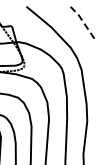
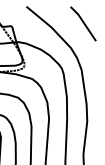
line: dashed -> solid (84, 23)
